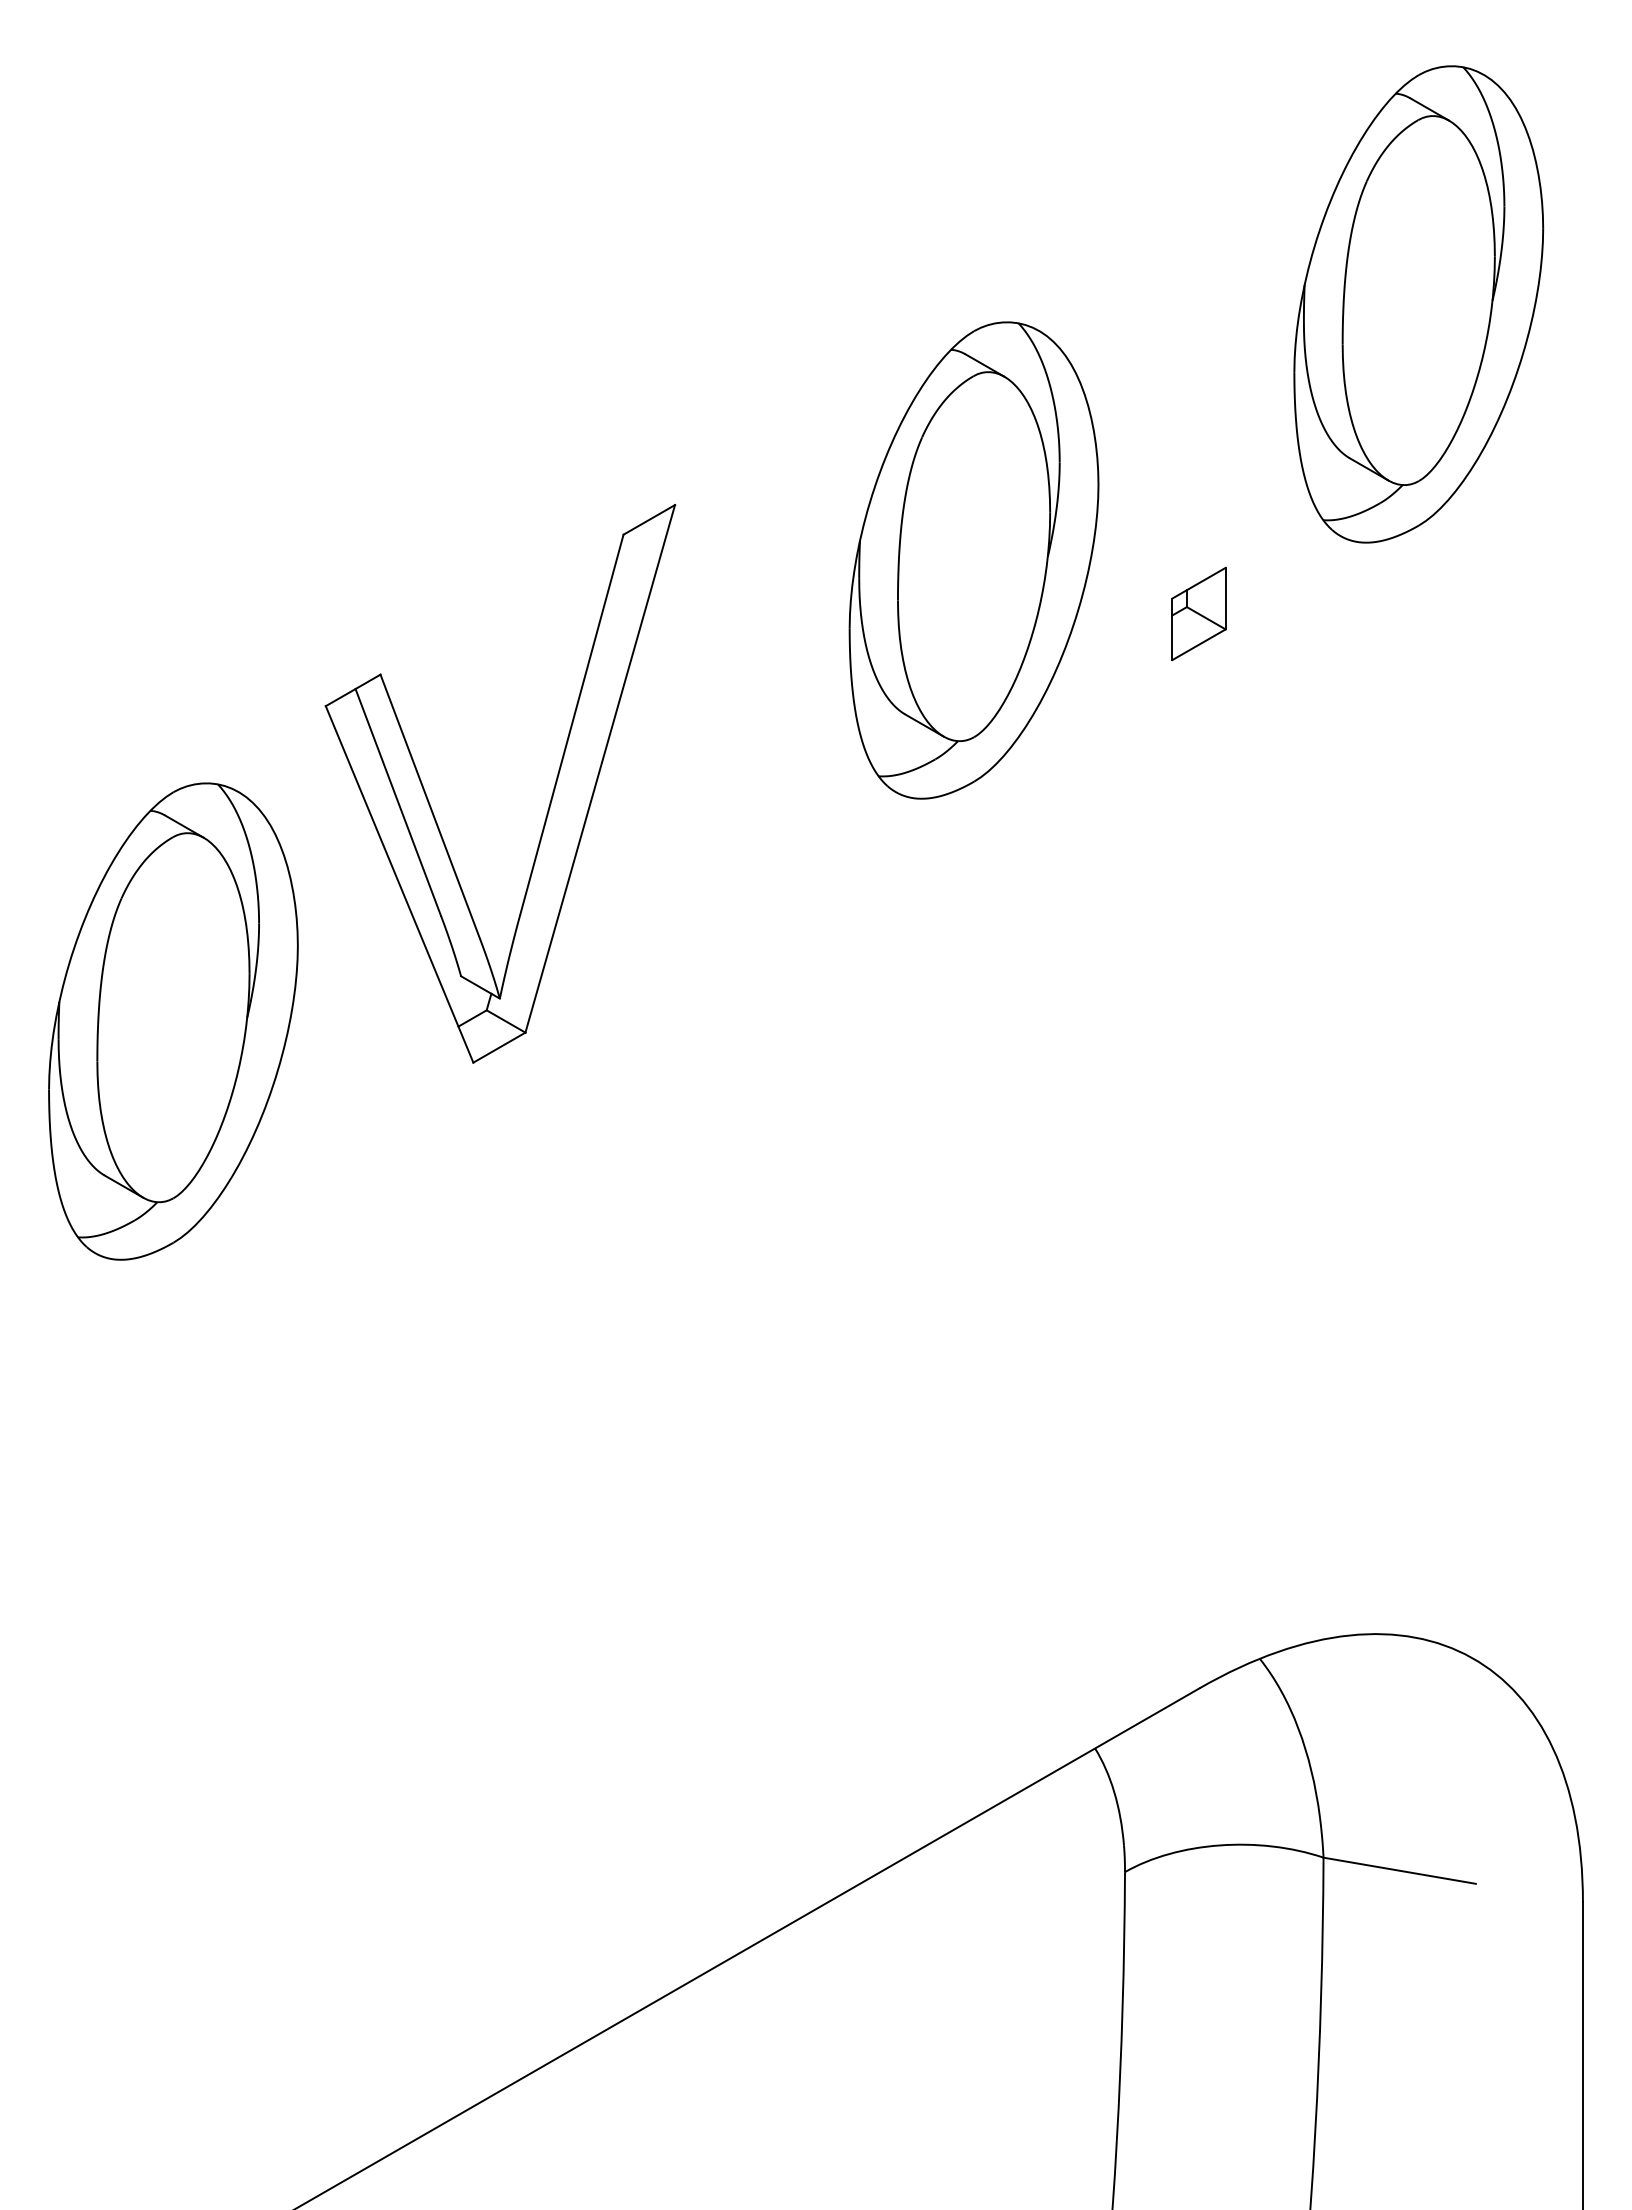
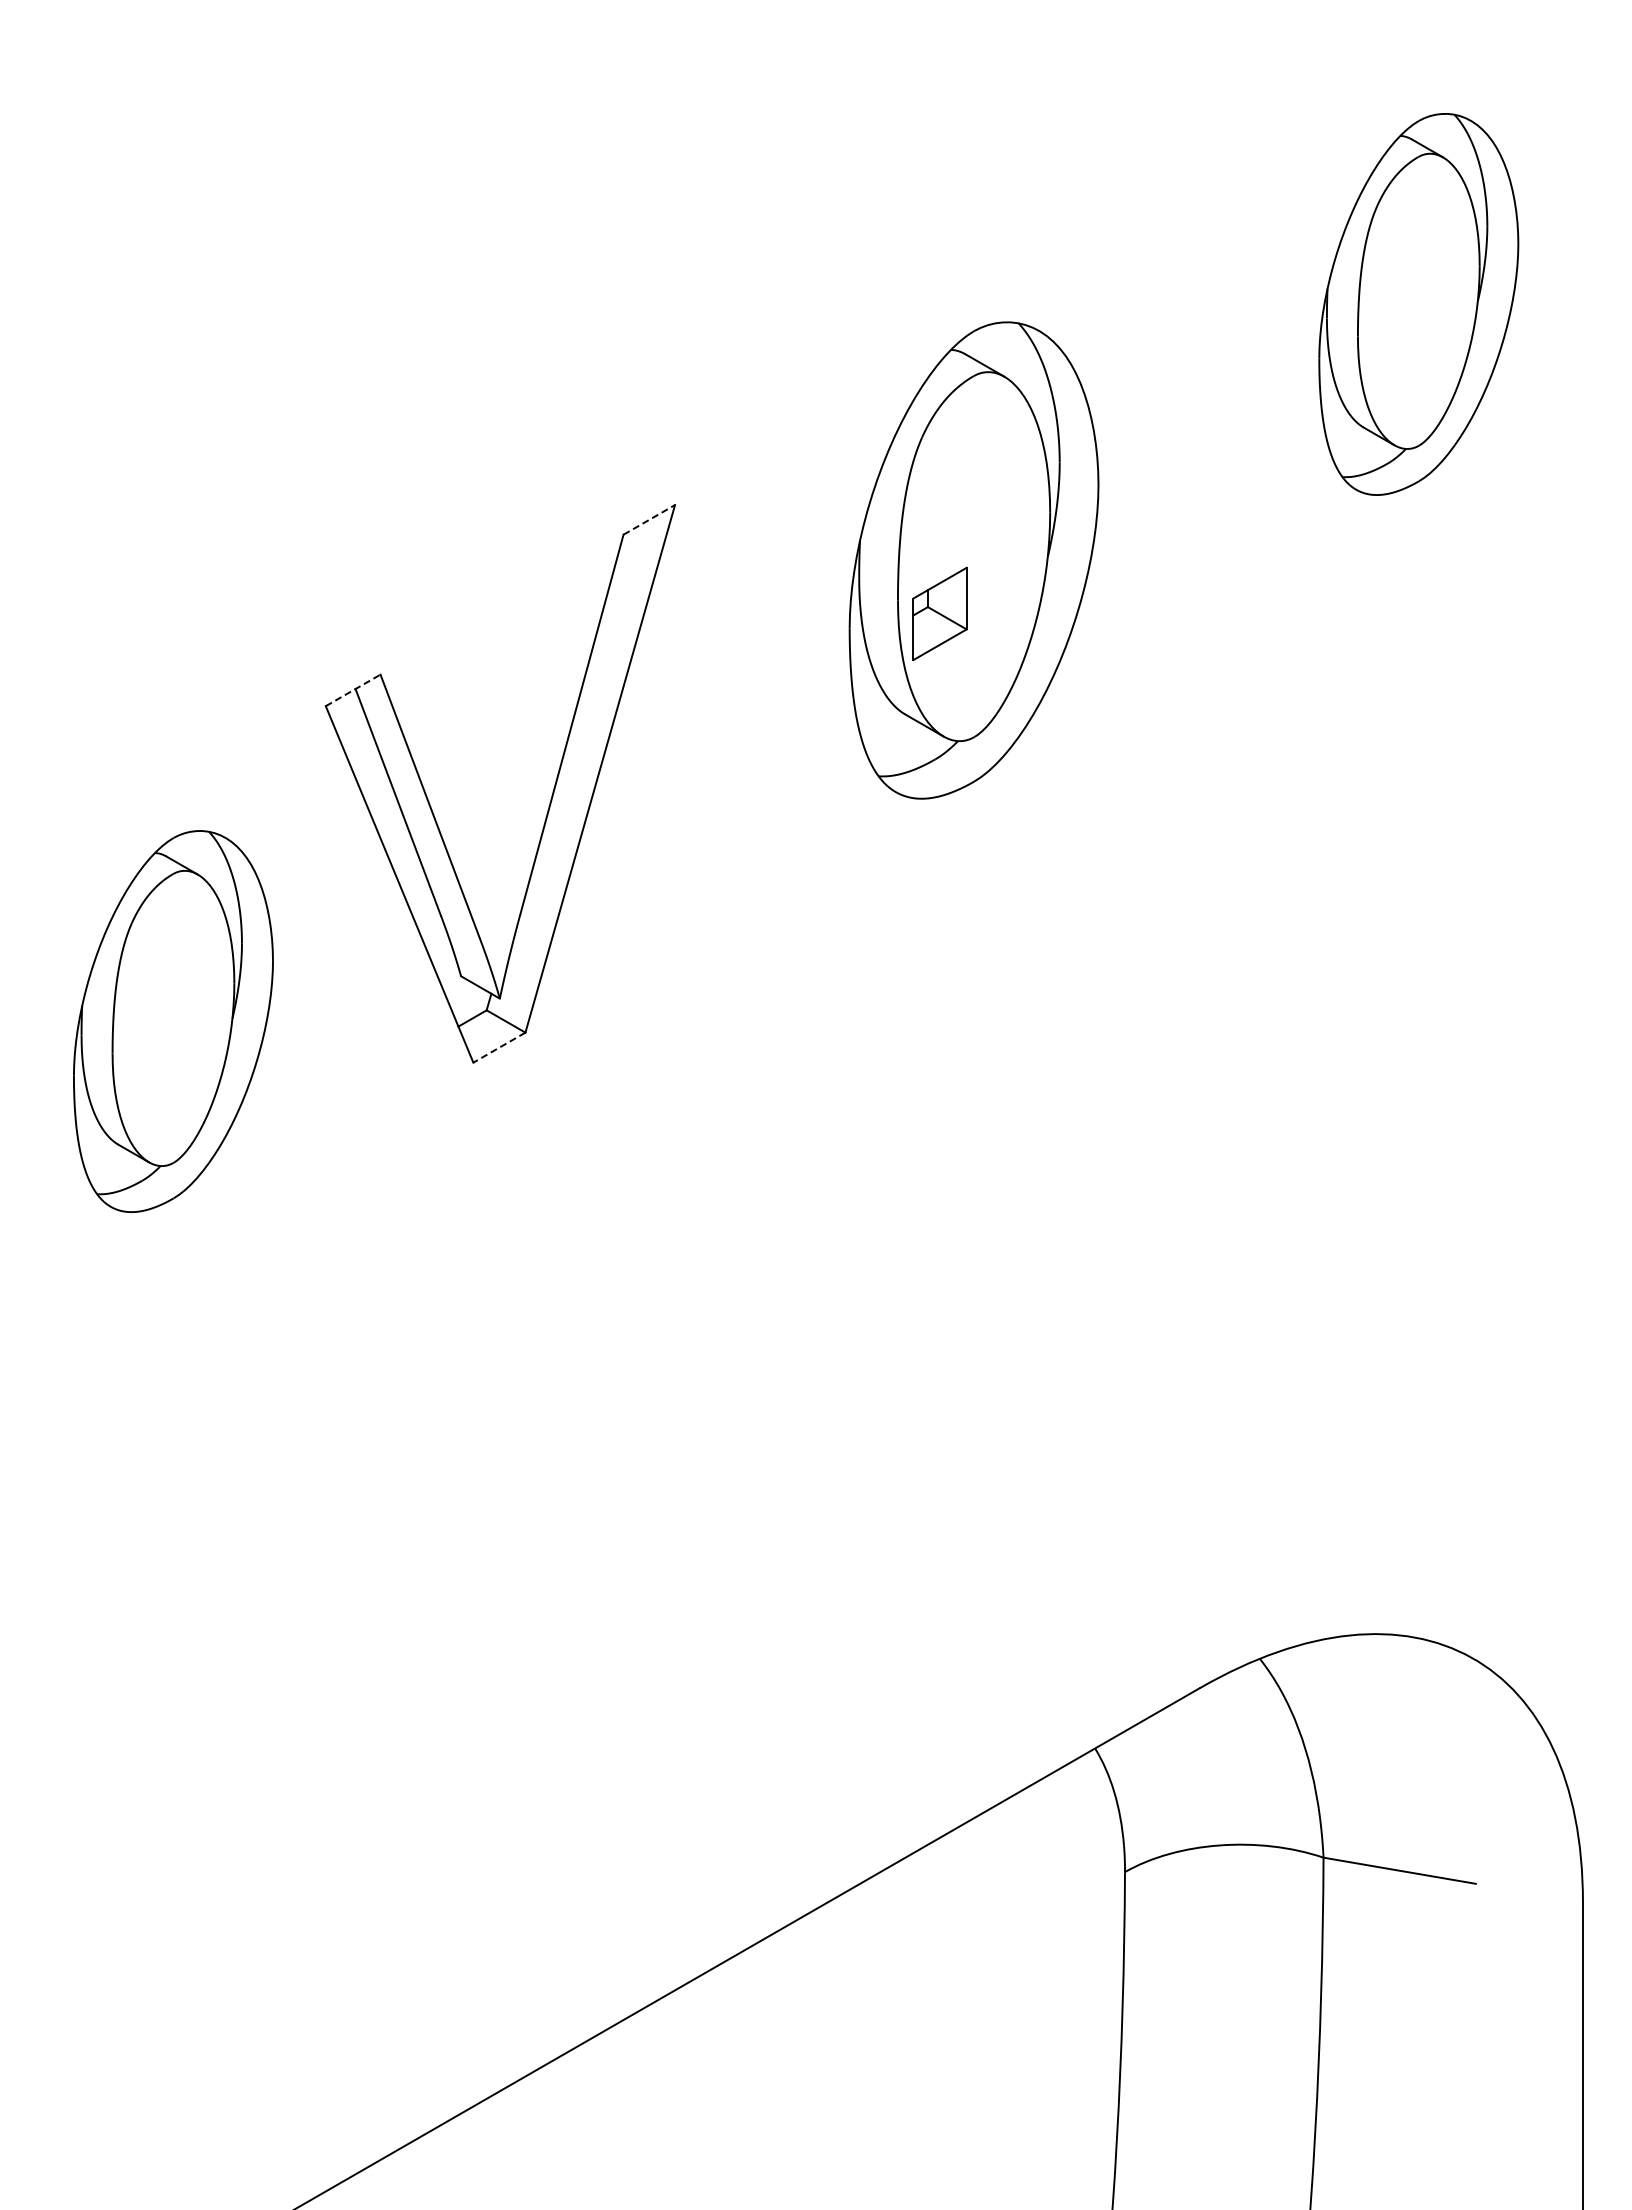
part size: 252x479 px -> 202x383 px (1418, 304)
line: solid -> dashed (649, 519)
part position: (1198, 613) -> (939, 613) (939, 613)
line: solid -> dashed (353, 690)
part size: 251x479 px -> 201x383 px (173, 1021)
line: solid -> dashed (498, 1047)
